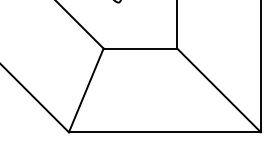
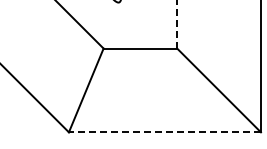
line: solid -> dashed (177, 24)
line: solid -> dashed (164, 132)
